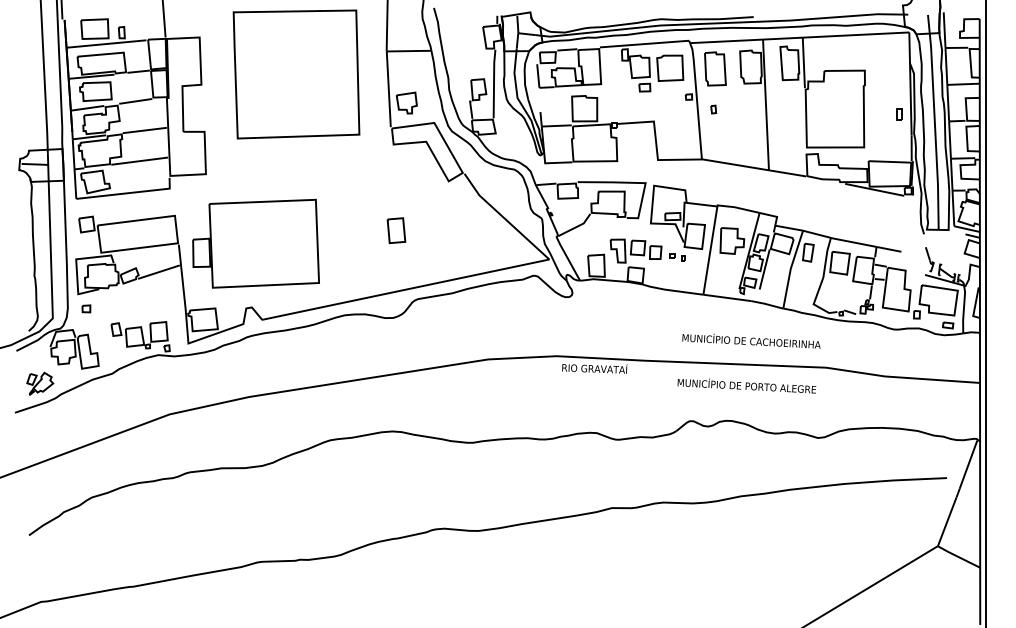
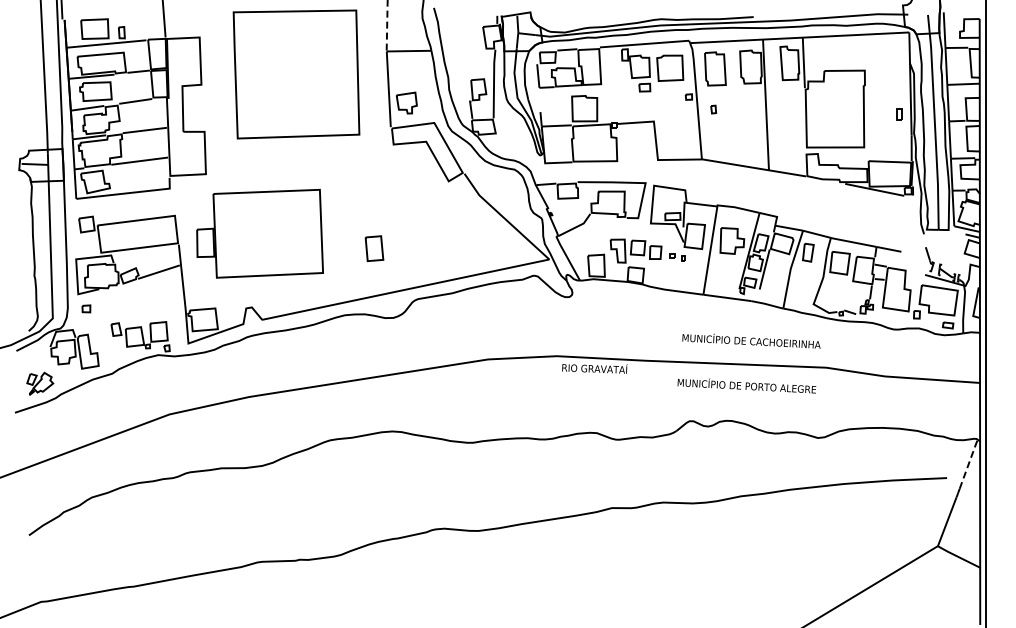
line: solid -> dashed (387, 27)
part position: (396, 230) -> (374, 248) (374, 248)
part position: (255, 243) -> (259, 233) (259, 233)
line: solid -> dashed (968, 464)
